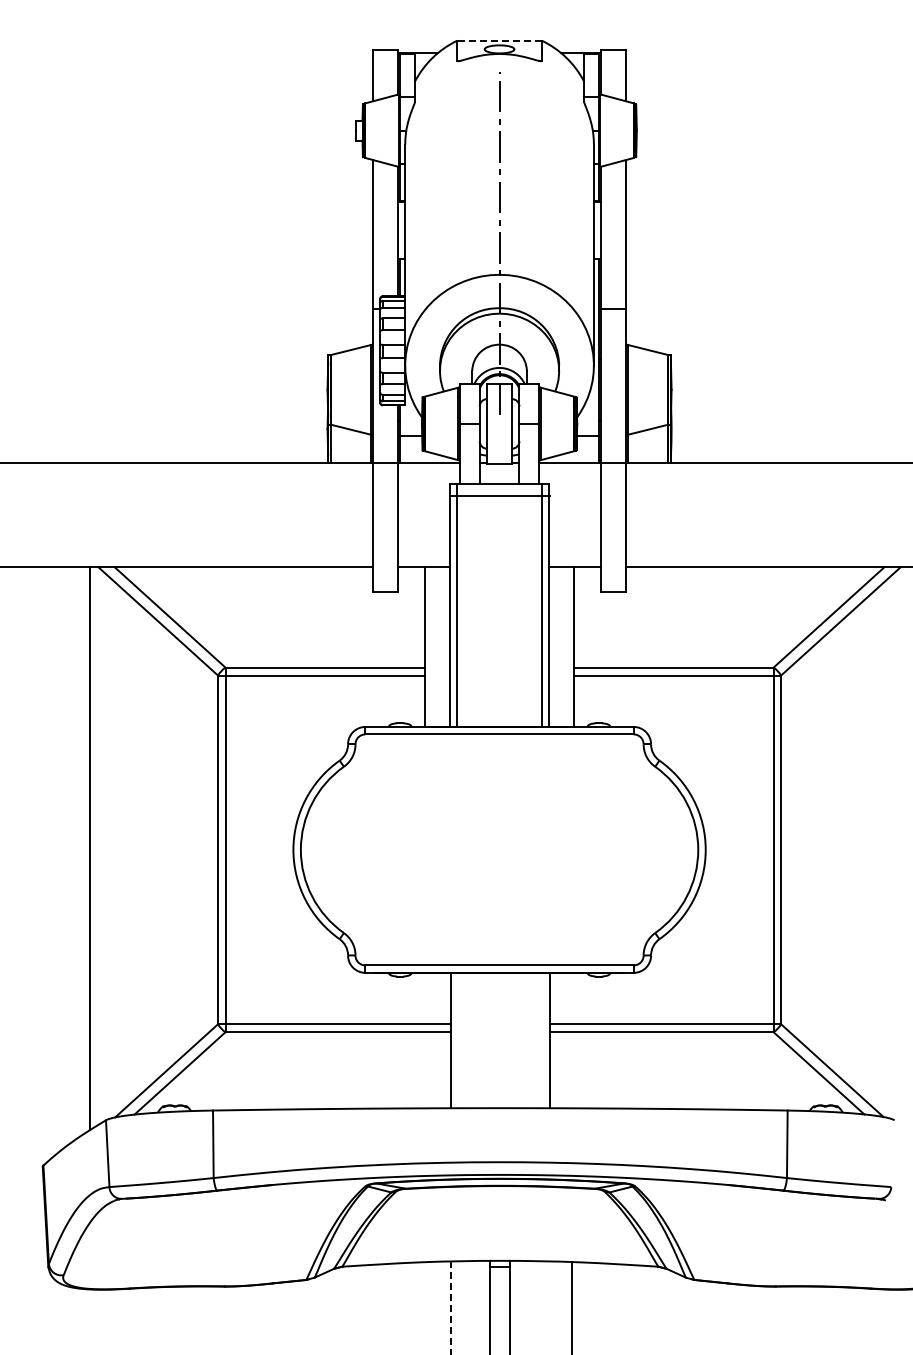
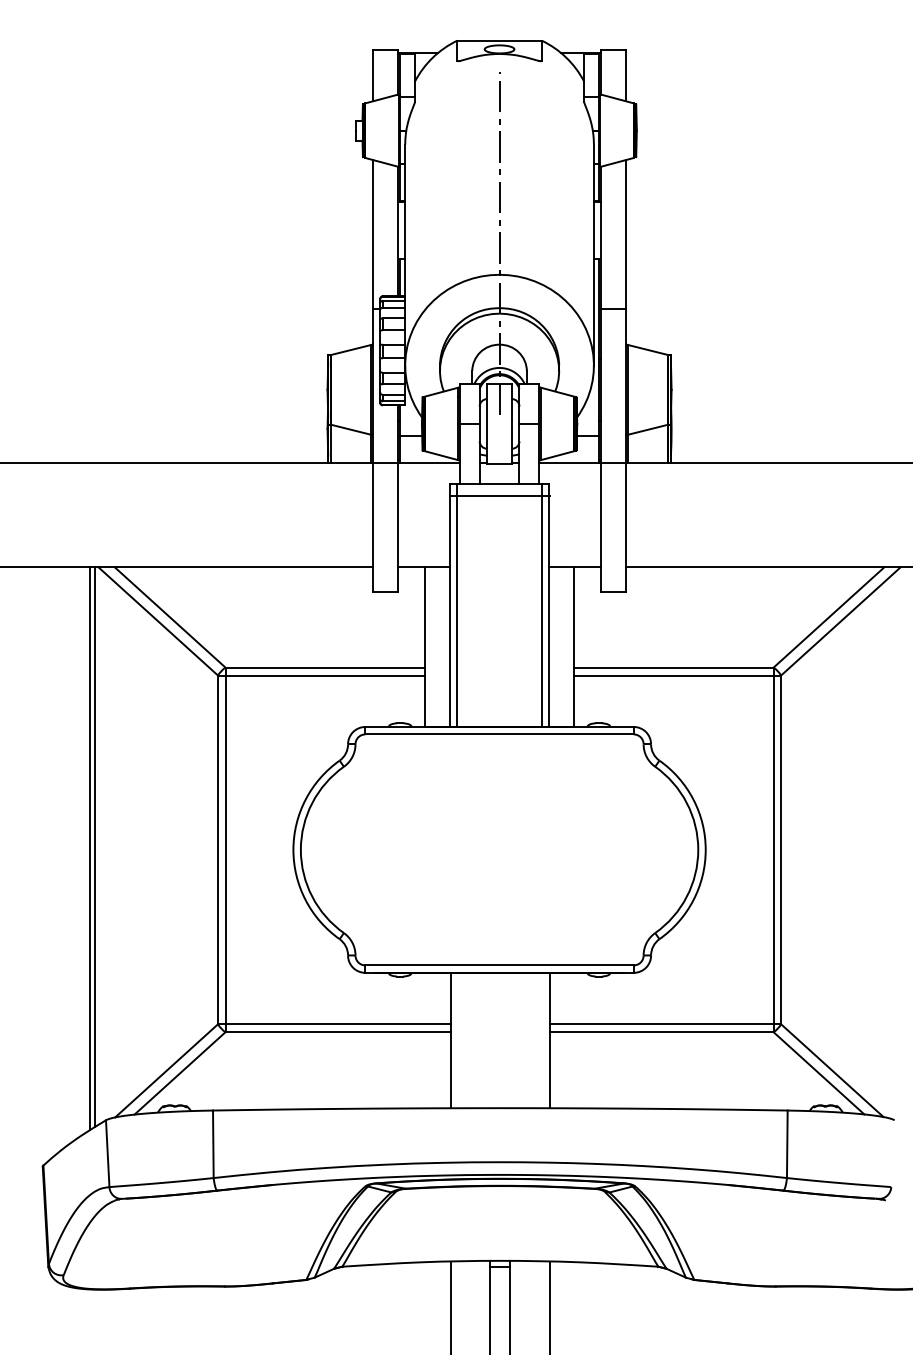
line: dashed -> solid (499, 40)
line: none -> present (94, 847)
line position: (572, 1306) -> (550, 1306) (550, 1306)
line: dashed -> solid (450, 1307)
